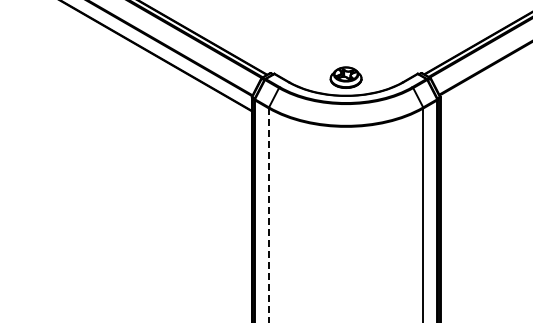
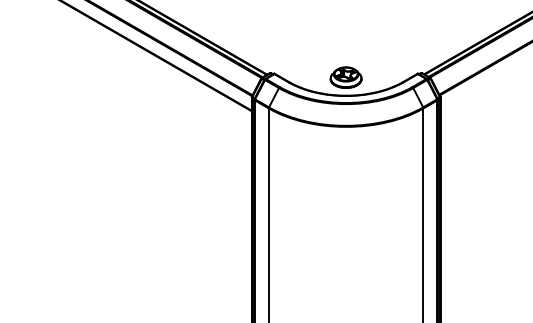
line: dashed -> solid (268, 215)
